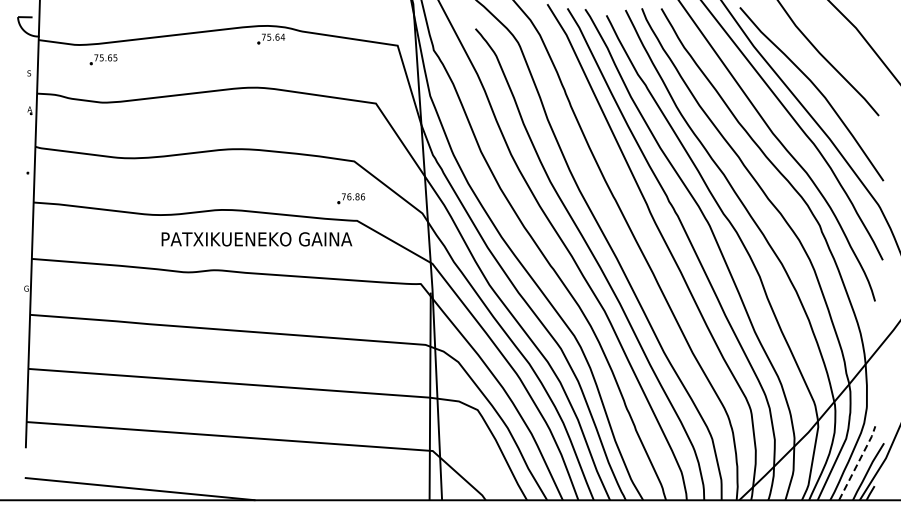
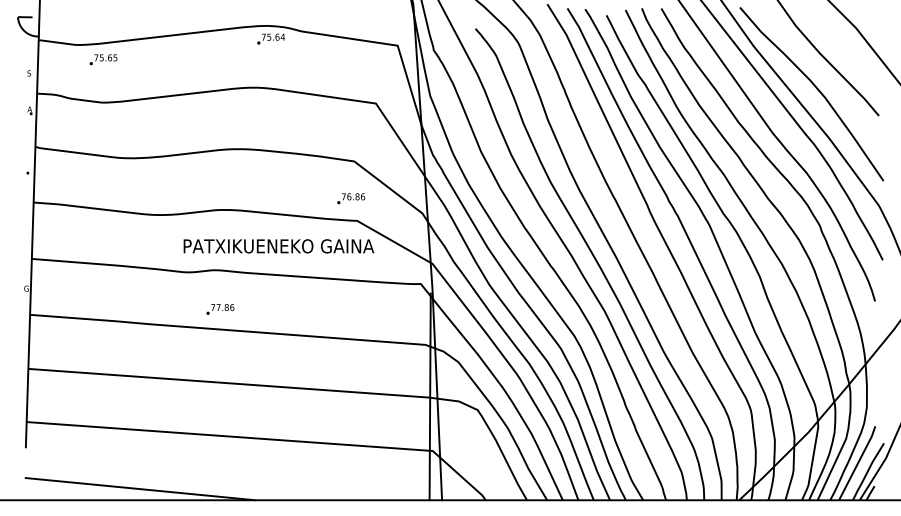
text position: (256, 239) -> (278, 246) (278, 246)
part: none -> present (220, 309)
line: dashed -> solid (858, 462)
